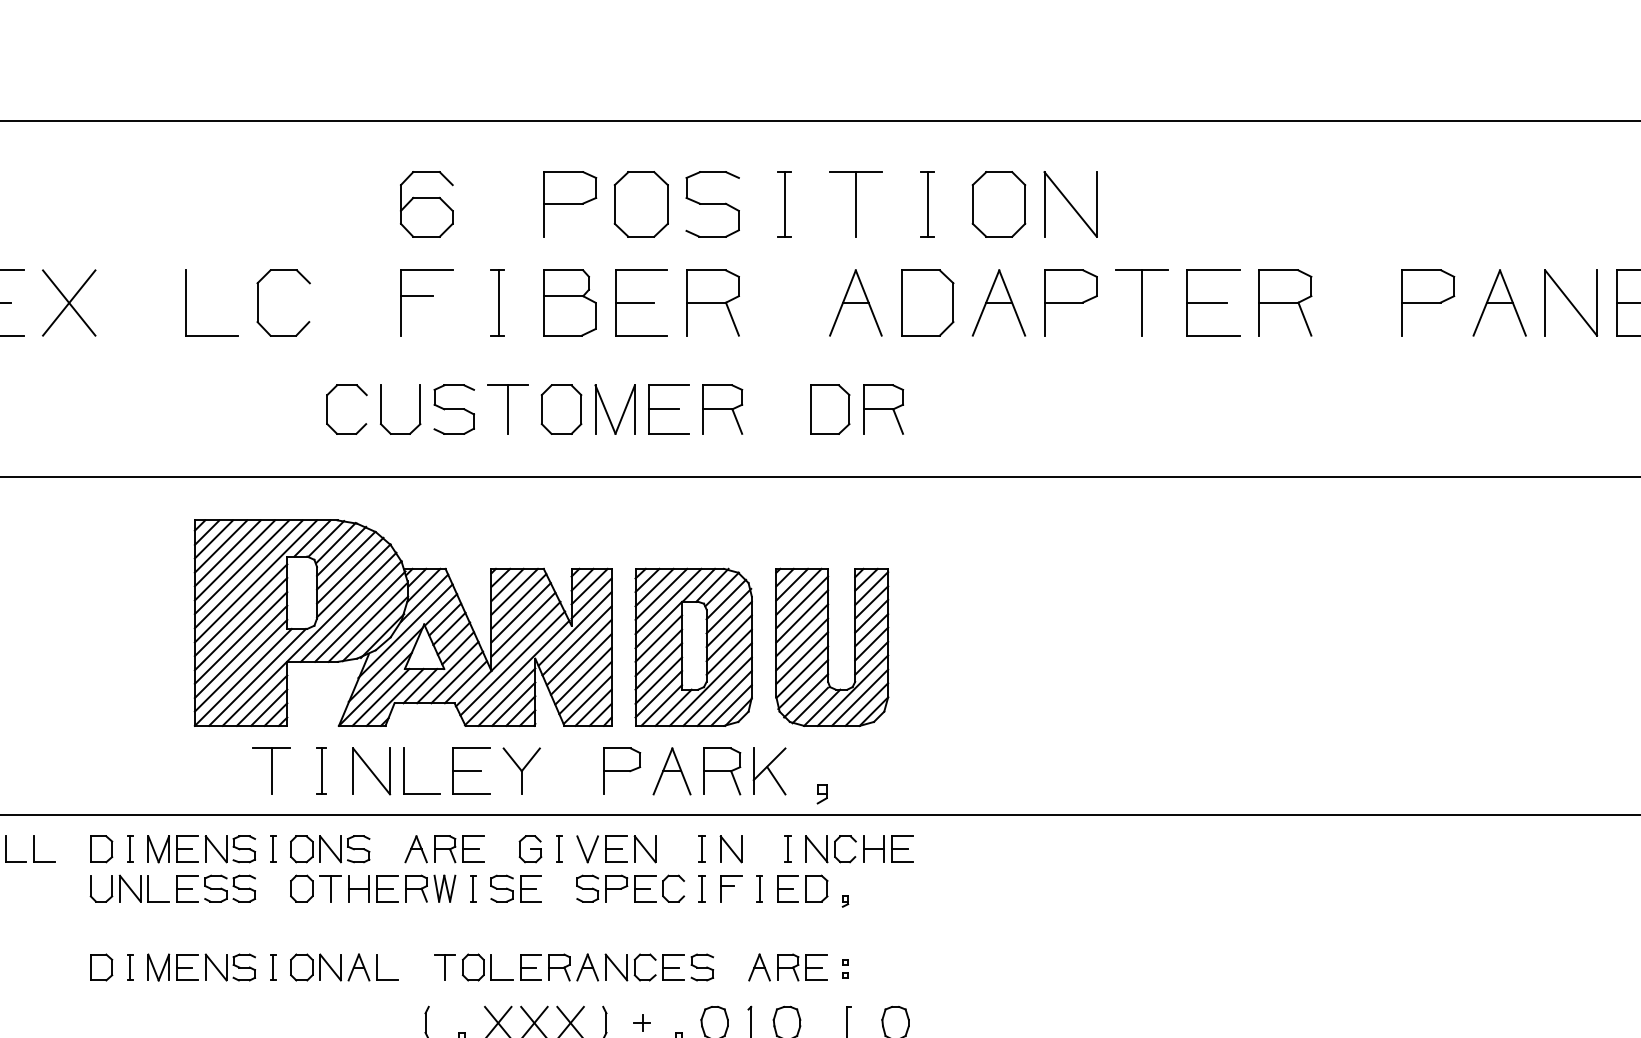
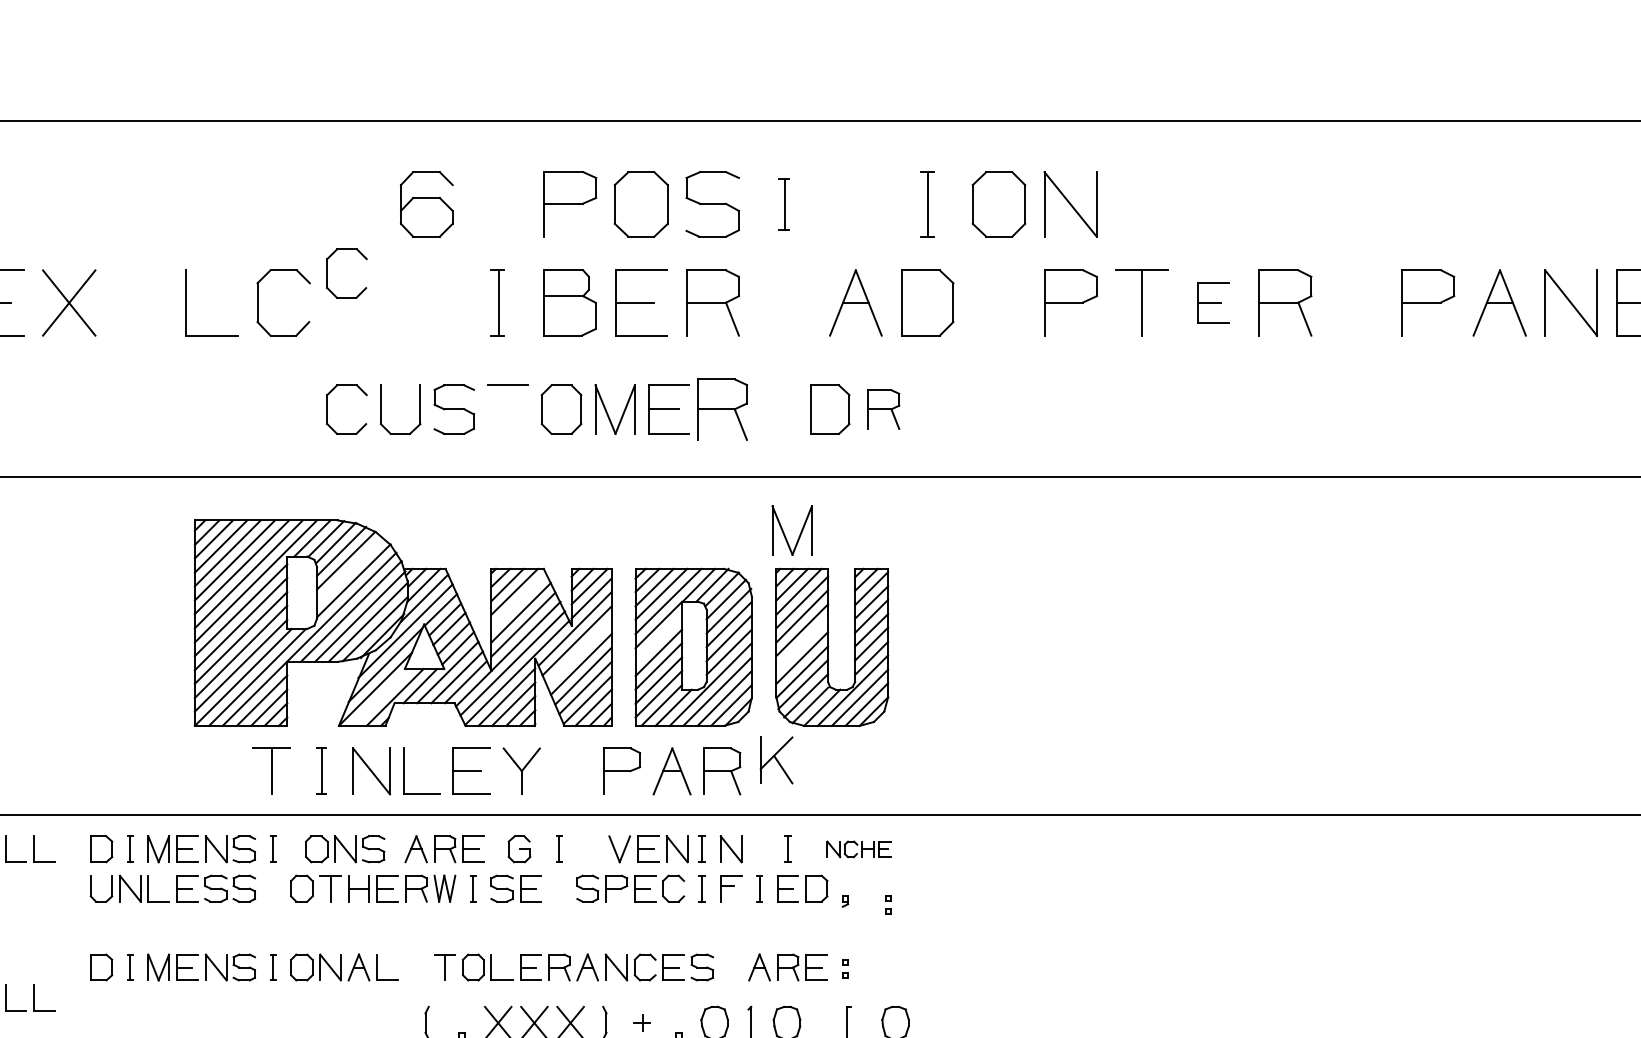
part size: 15x67 px -> 12x53 px (783, 204)
part: present -> none (855, 204)
part: none -> present (327, 273)
part: present -> none (426, 302)
part: present -> none (998, 302)
part size: 55x68 px -> 33x42 px (1213, 302)
line: present -> none (508, 409)
part size: 42x51 px -> 51x63 px (722, 409)
part size: 42x51 px -> 34x41 px (883, 409)
part: none -> present (785, 534)
line: present -> none (350, 570)
line: present -> none (518, 601)
line: present -> none (658, 638)
line: present -> none (802, 644)
line: present -> none (579, 652)
line: present -> none (380, 696)
part position: (769, 771) -> (776, 760) (776, 760)
part: present -> none (821, 794)
part position: (330, 849) -> (345, 849) (345, 849)
part position: (530, 849) -> (519, 849) (519, 849)
part position: (616, 849) -> (648, 849) (648, 849)
part size: 109x29 px -> 66x19 px (858, 849)
part: none -> present (888, 904)
part: none -> present (30, 997)
